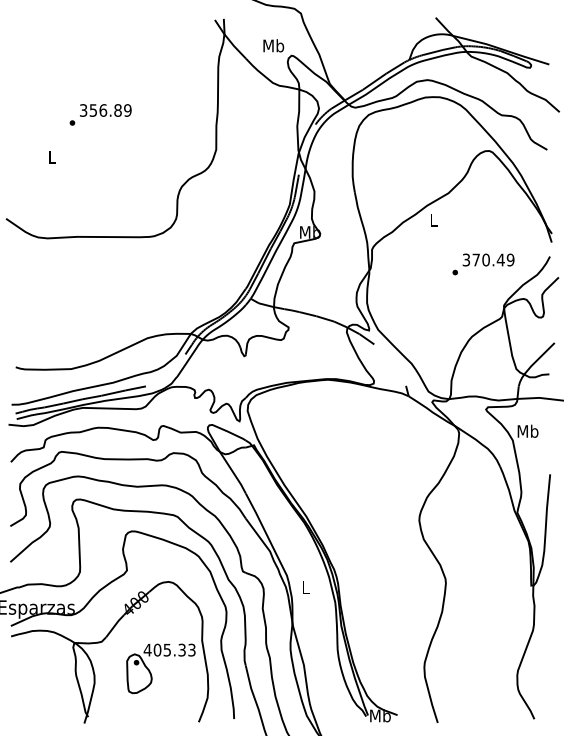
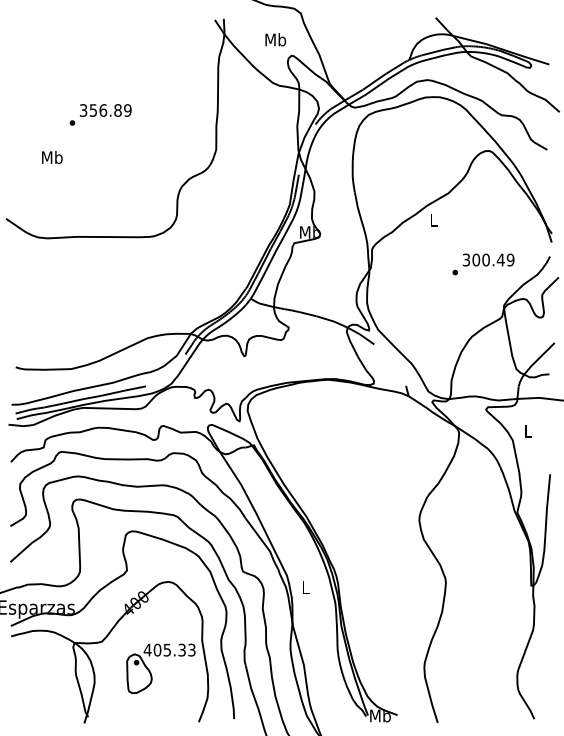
text position: (273, 45) -> (275, 39) (275, 39)
text: L -> Mb (52, 157)
text: 370.49 -> 300.49 (476, 259)
text: Mb -> L (527, 430)
